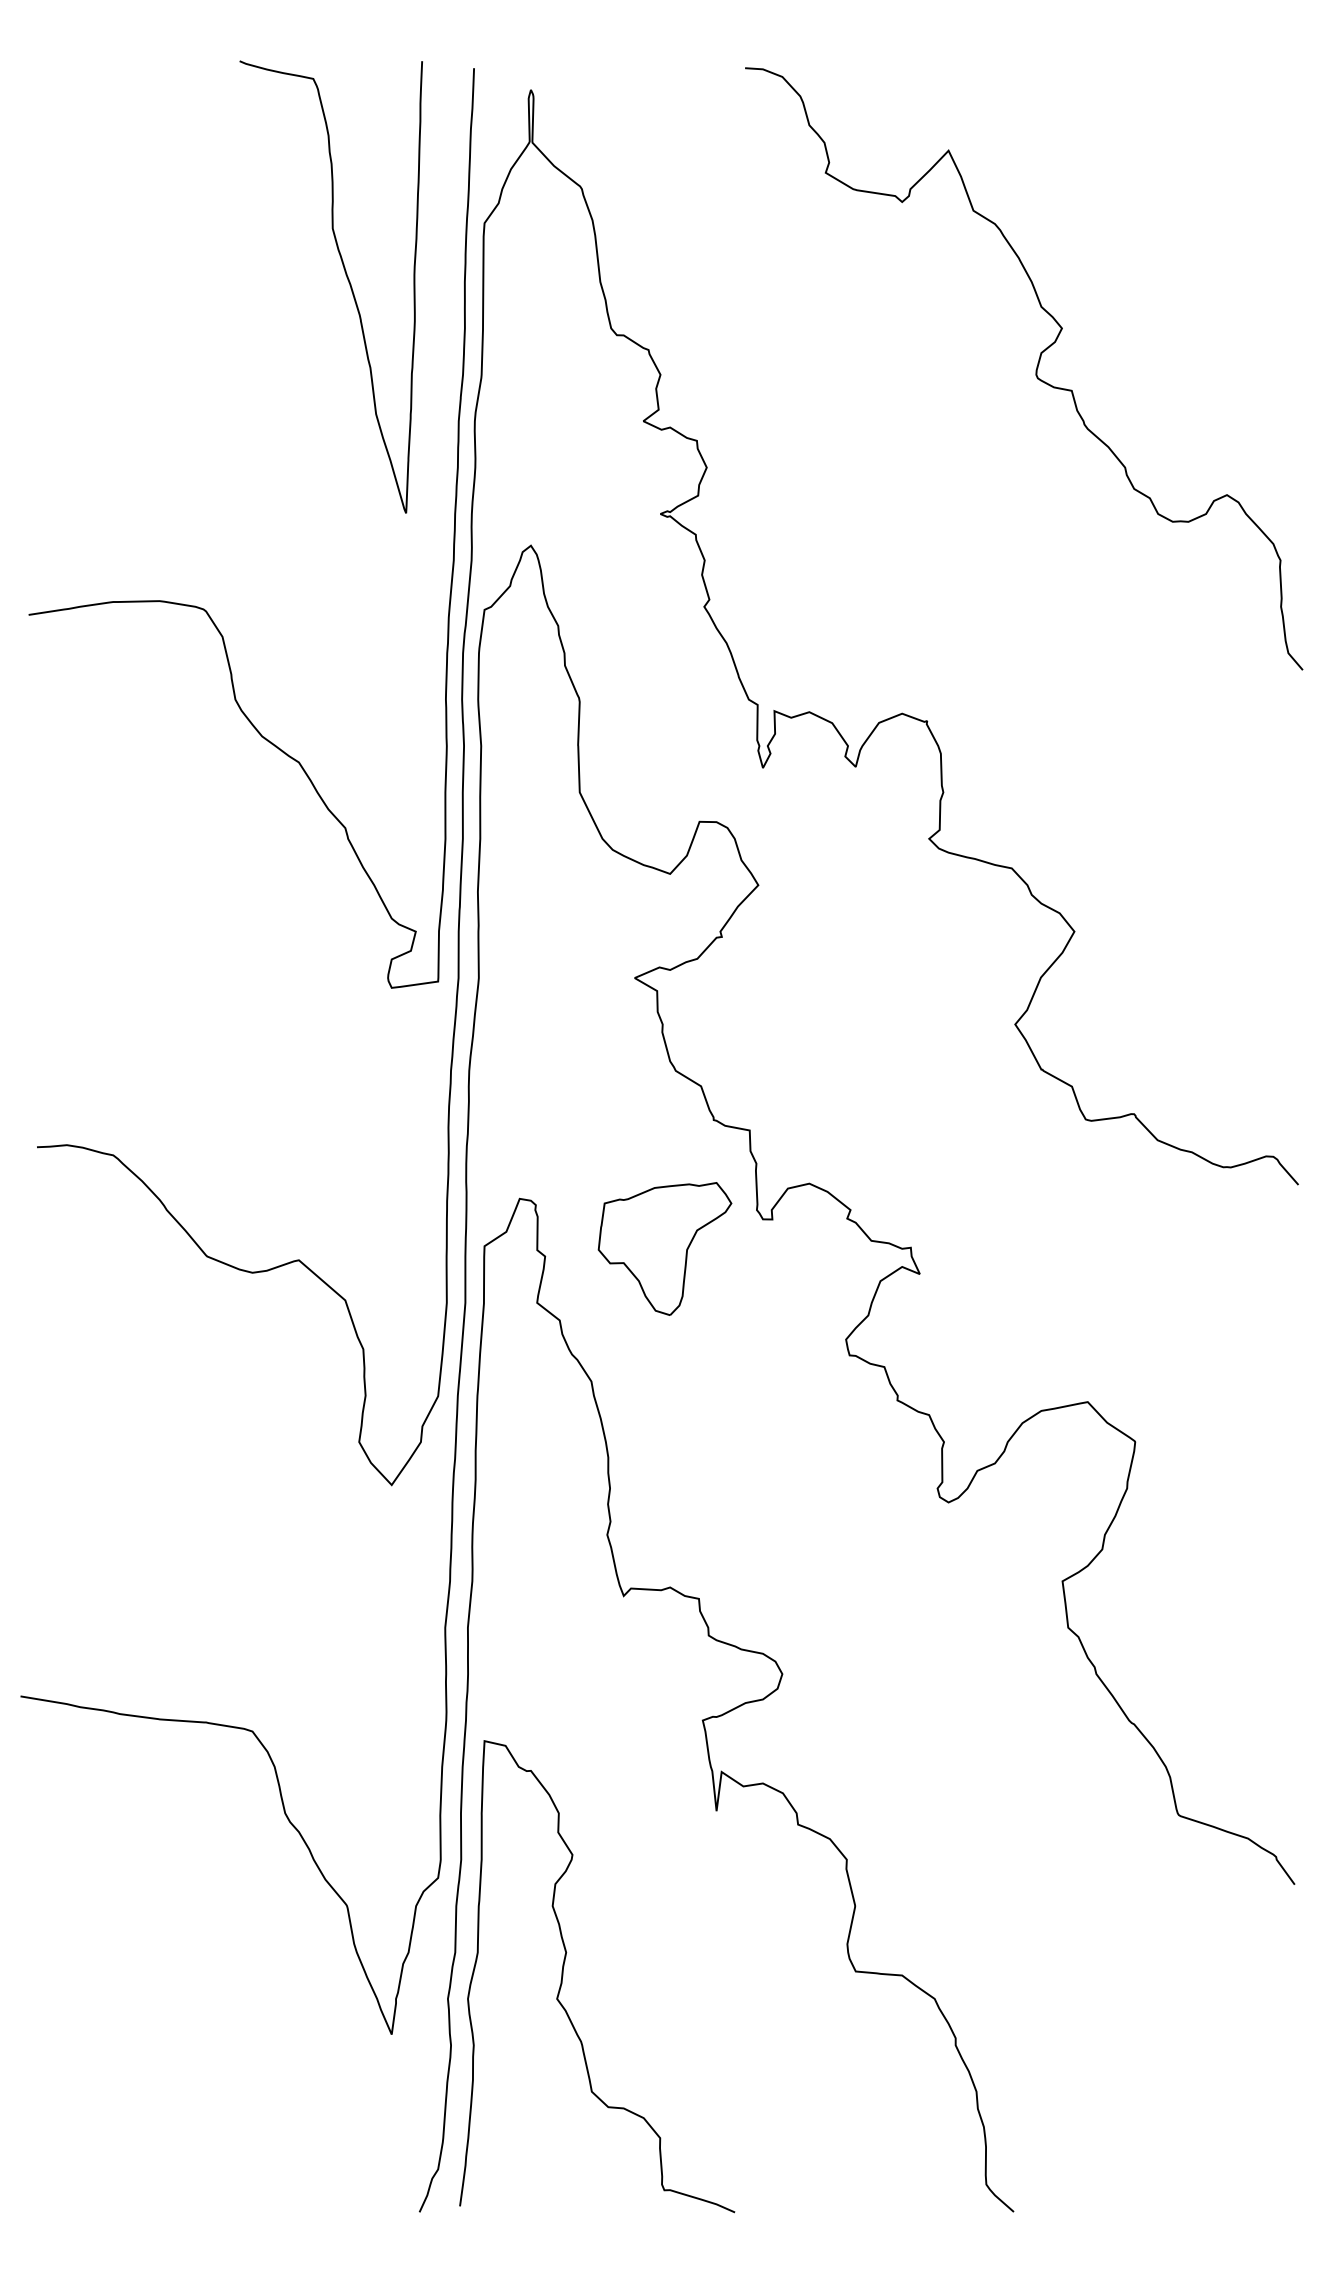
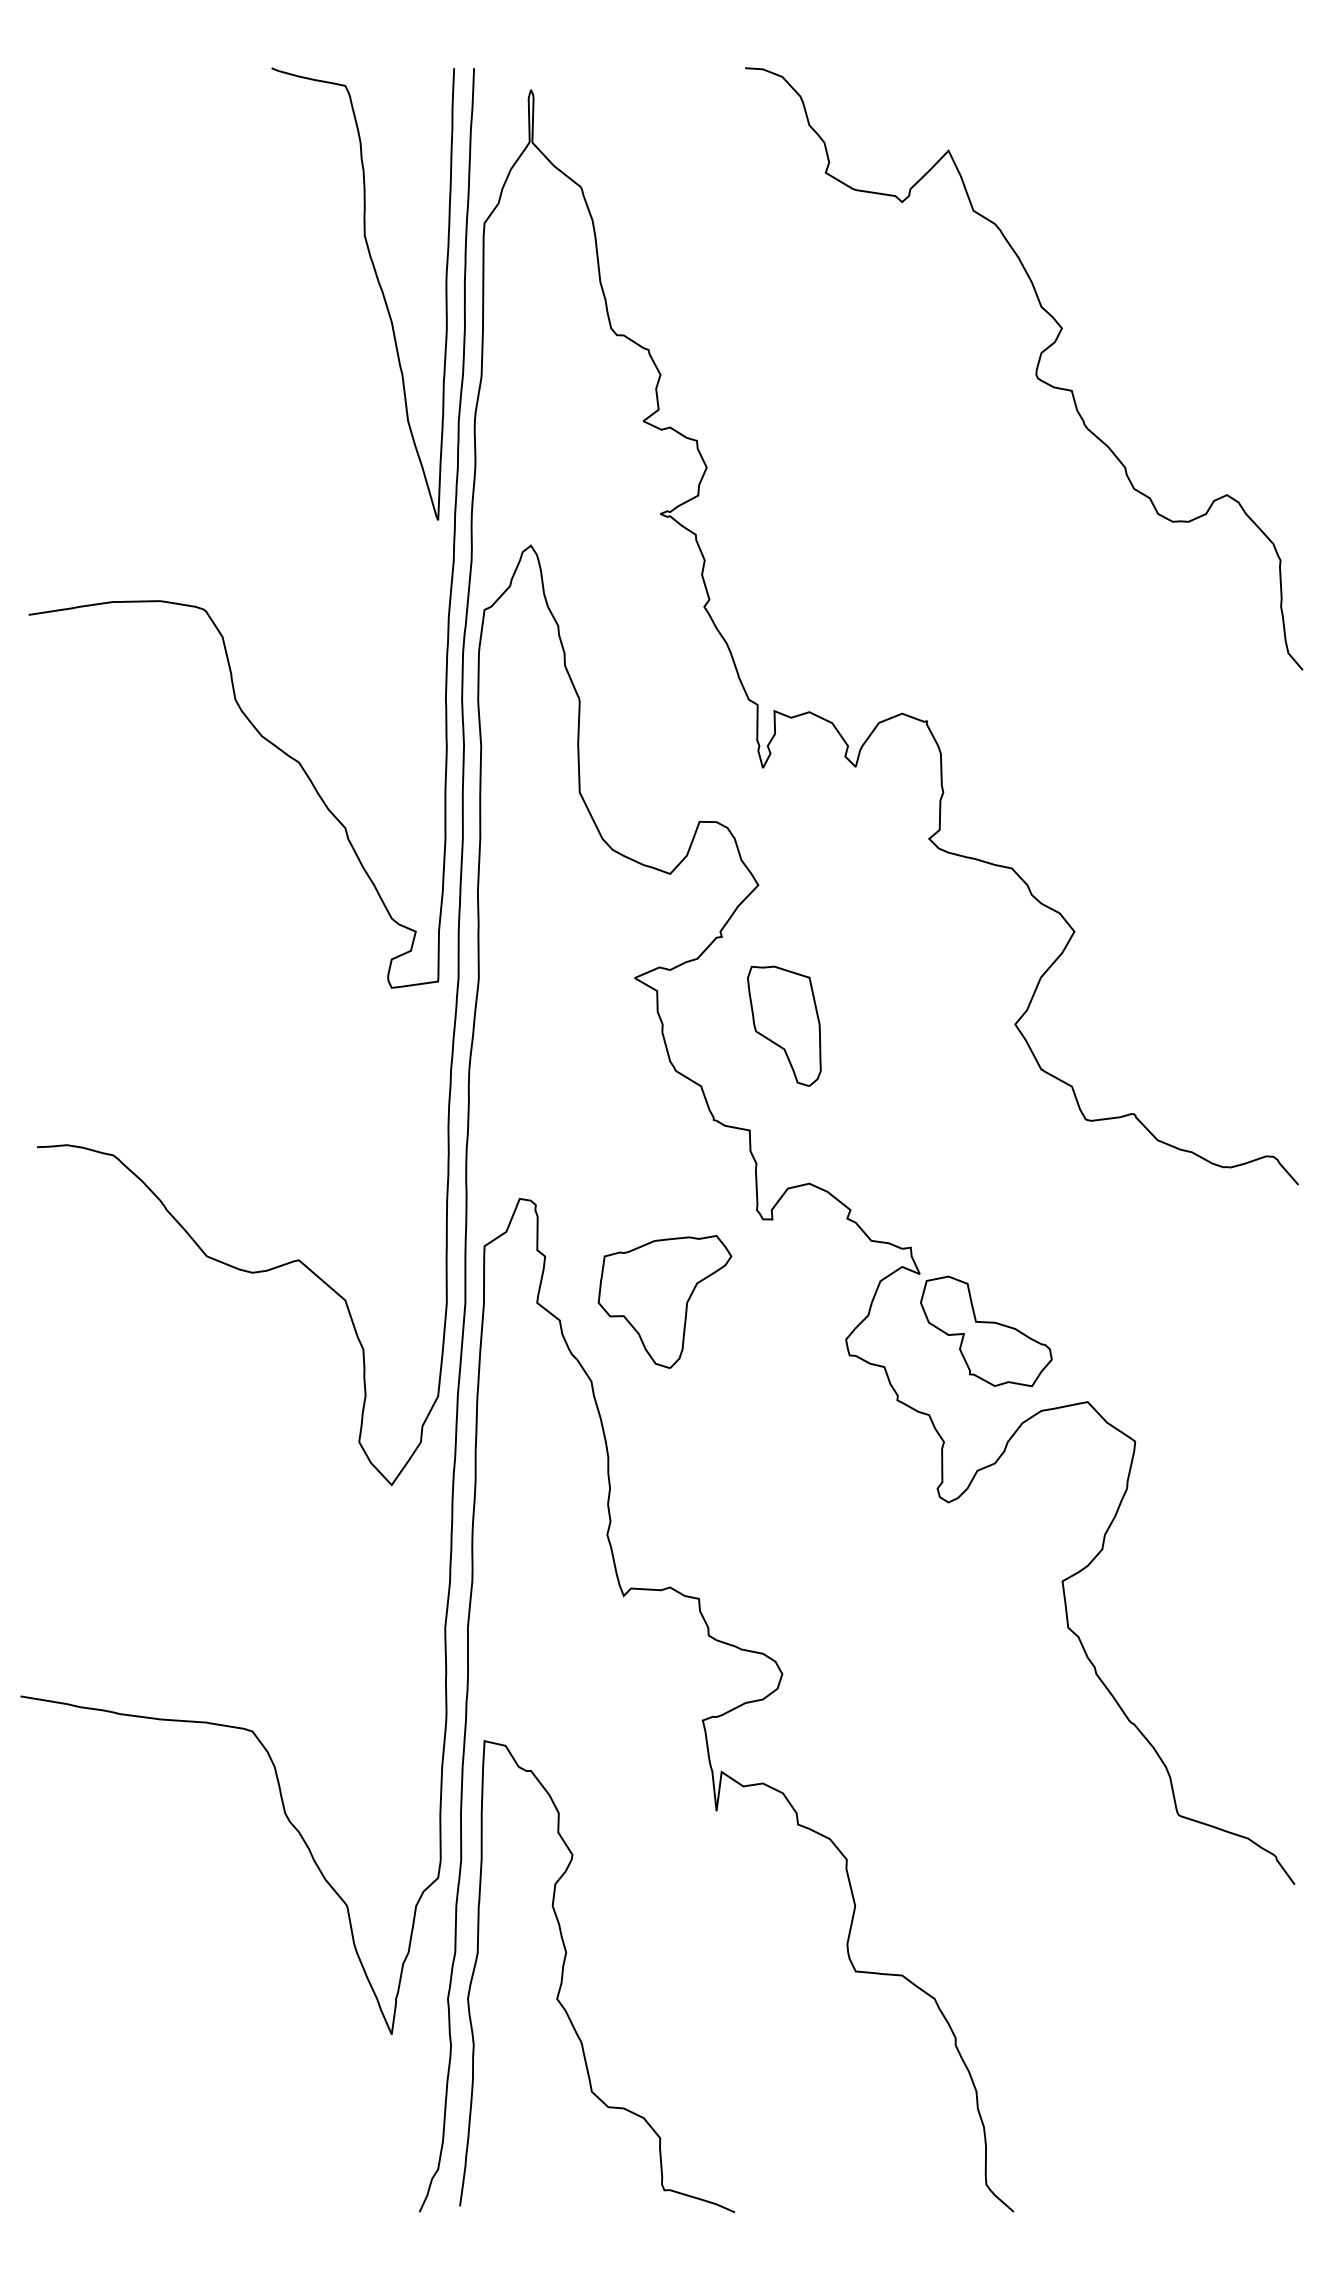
curve position: (347, 280) -> (379, 287) (379, 287)
part: none -> present (784, 1025)
part position: (664, 1248) -> (664, 1301) (664, 1301)
part: none -> present (986, 1331)
